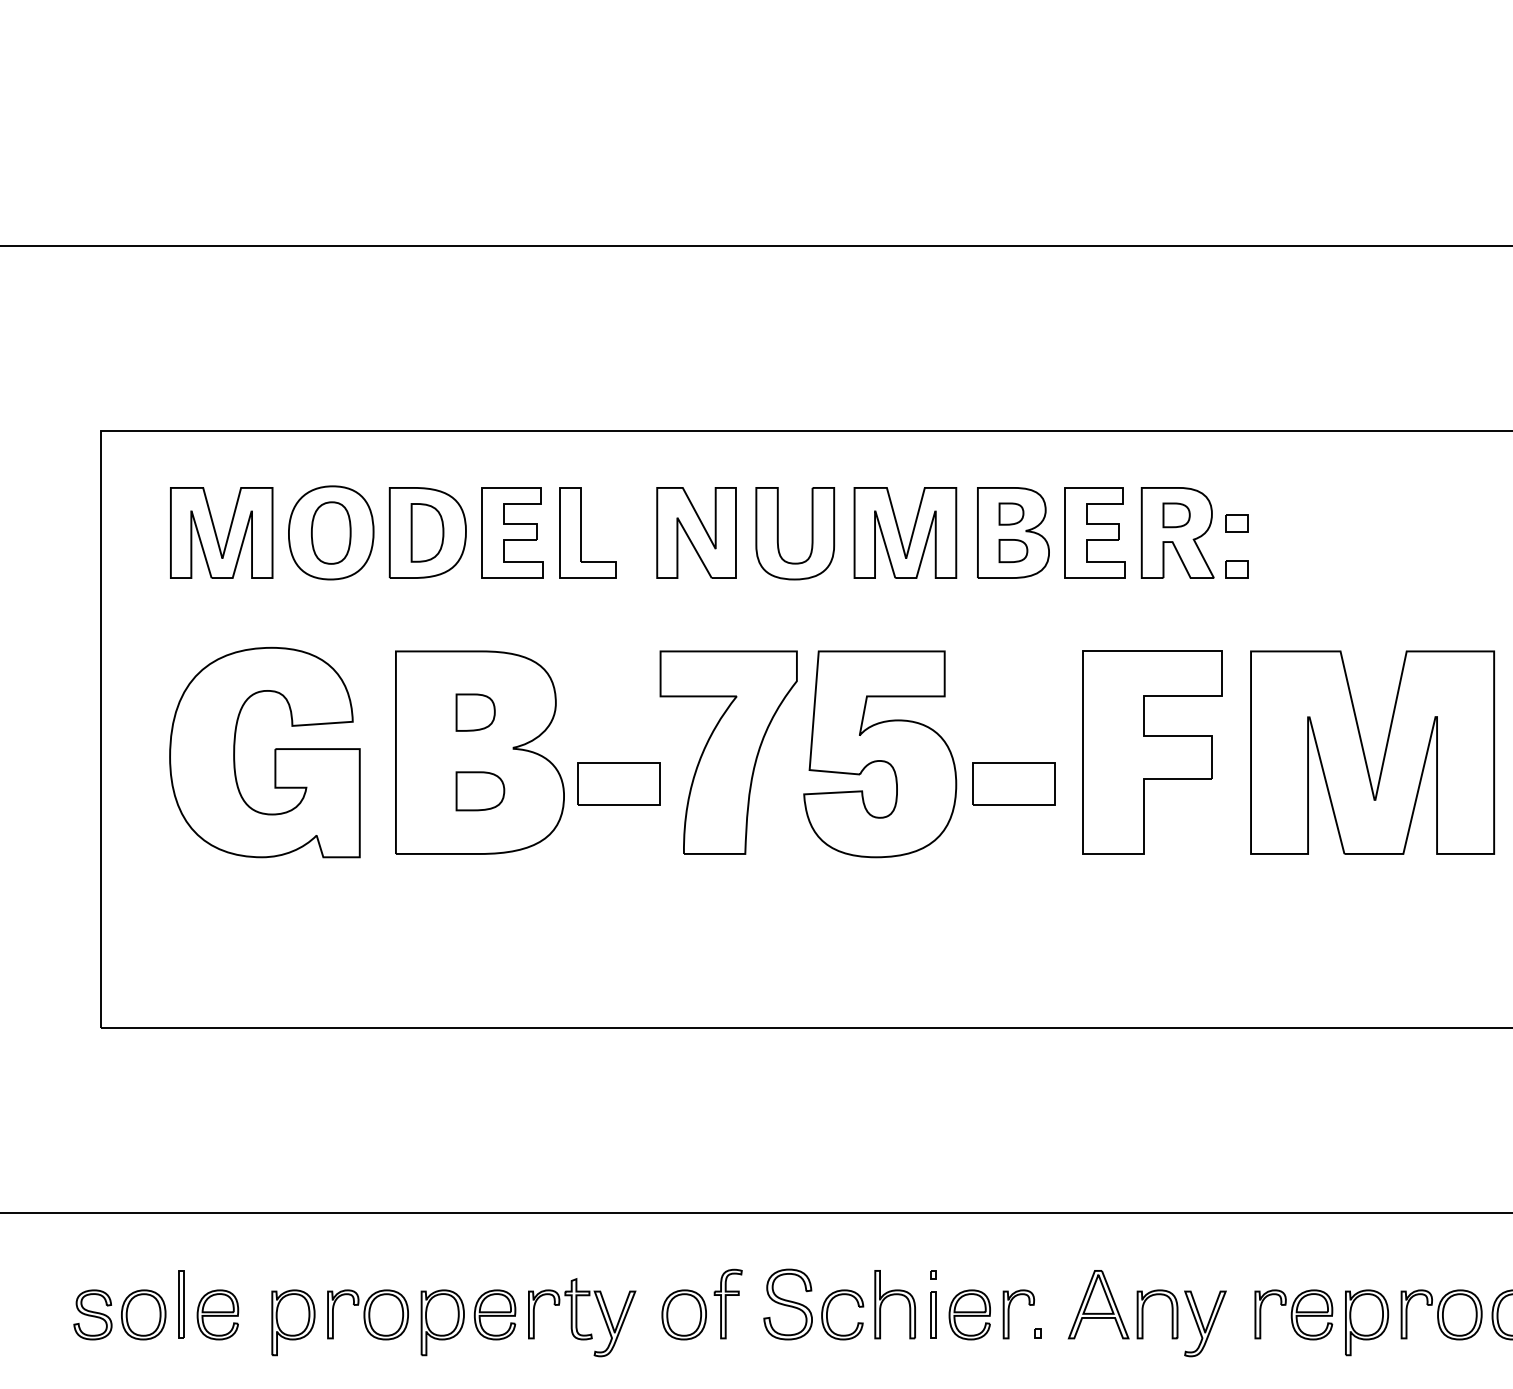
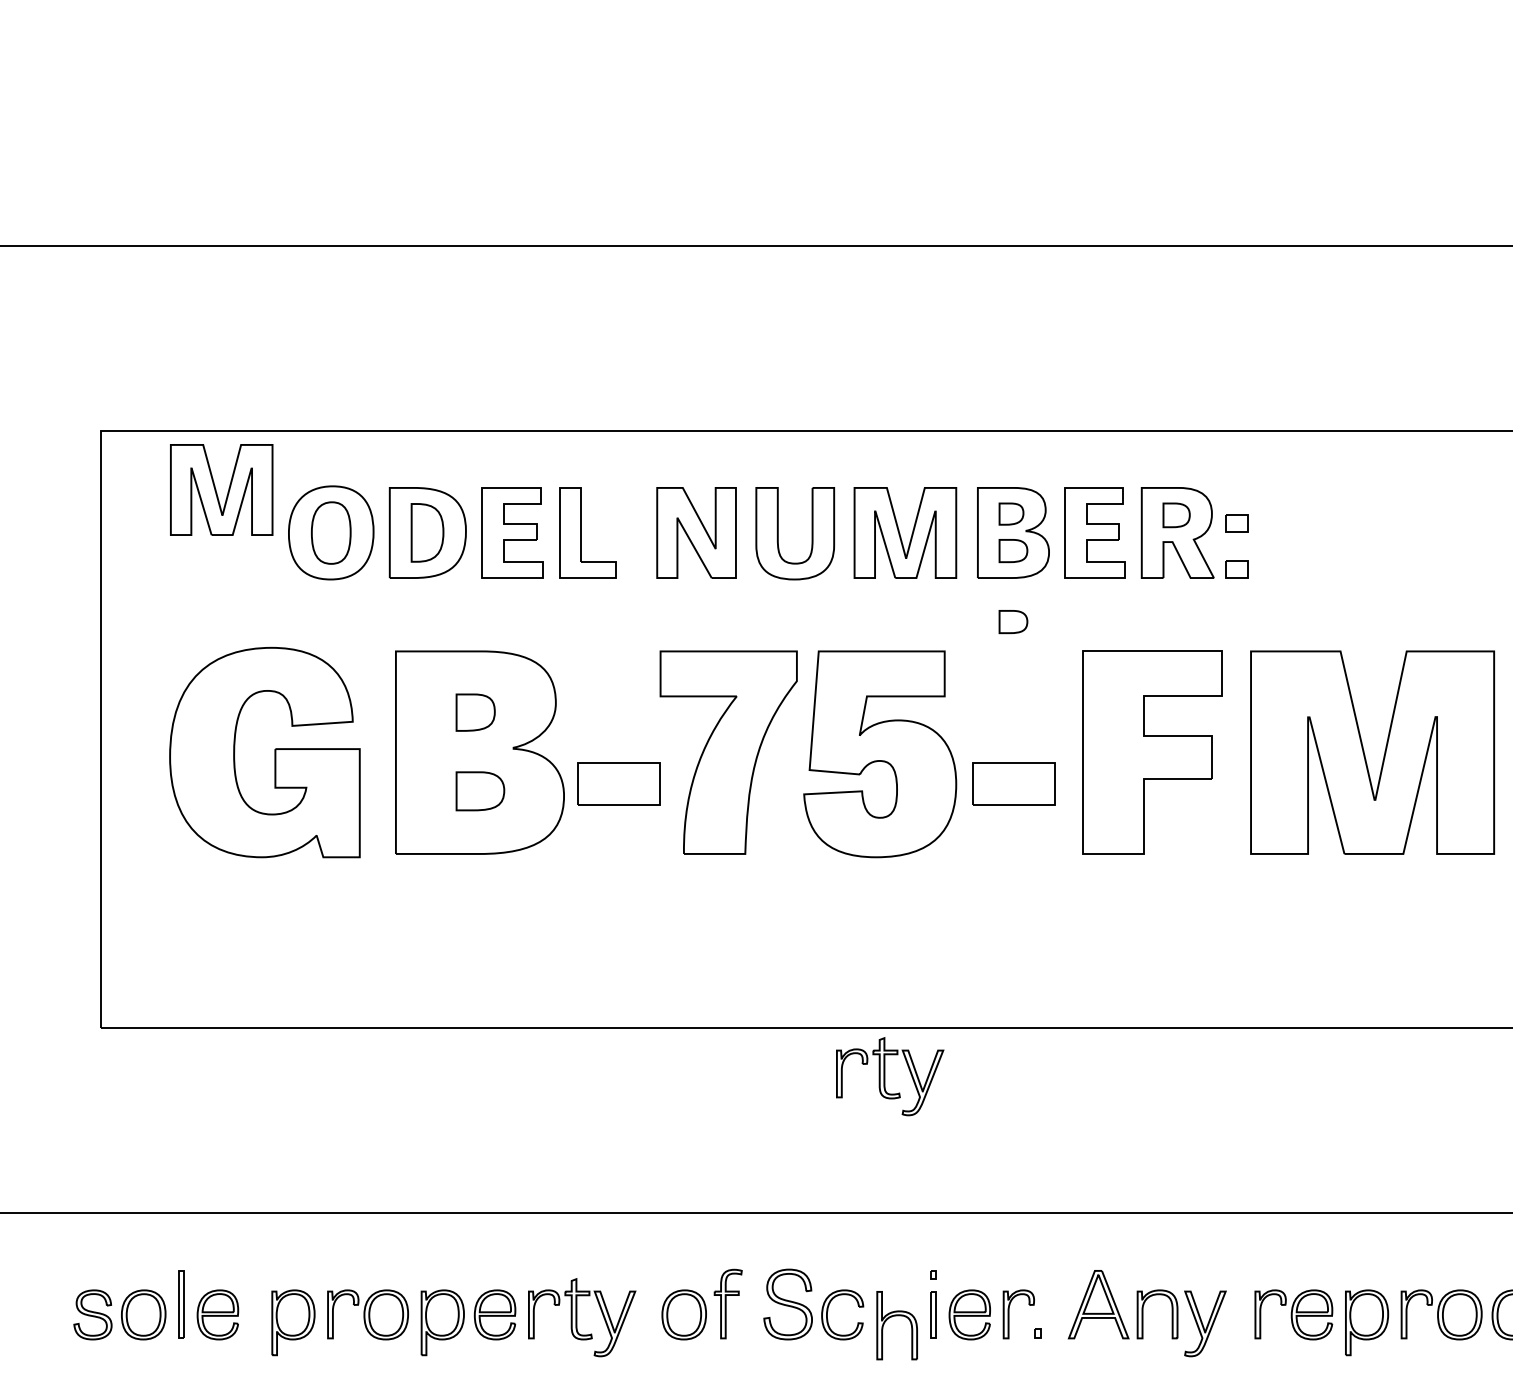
part position: (221, 532) -> (221, 489) (221, 489)
part: none -> present (1013, 622)
part: none -> present (890, 1076)
part position: (890, 1296) -> (892, 1317) (892, 1317)
